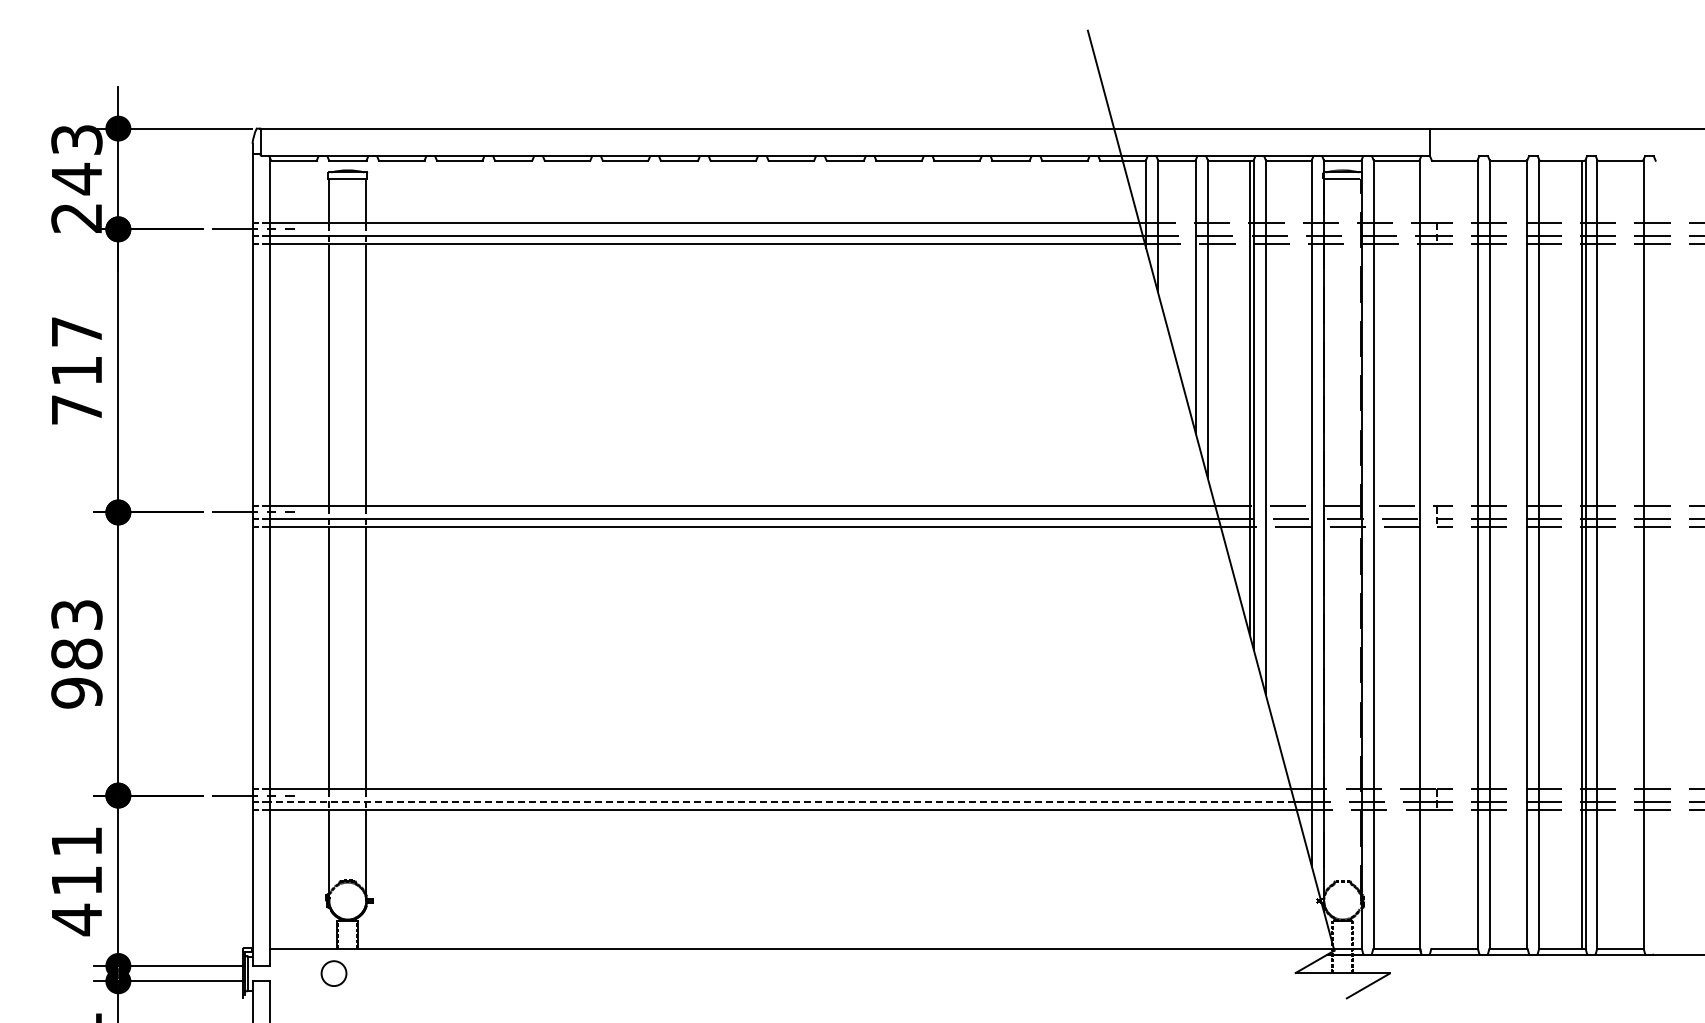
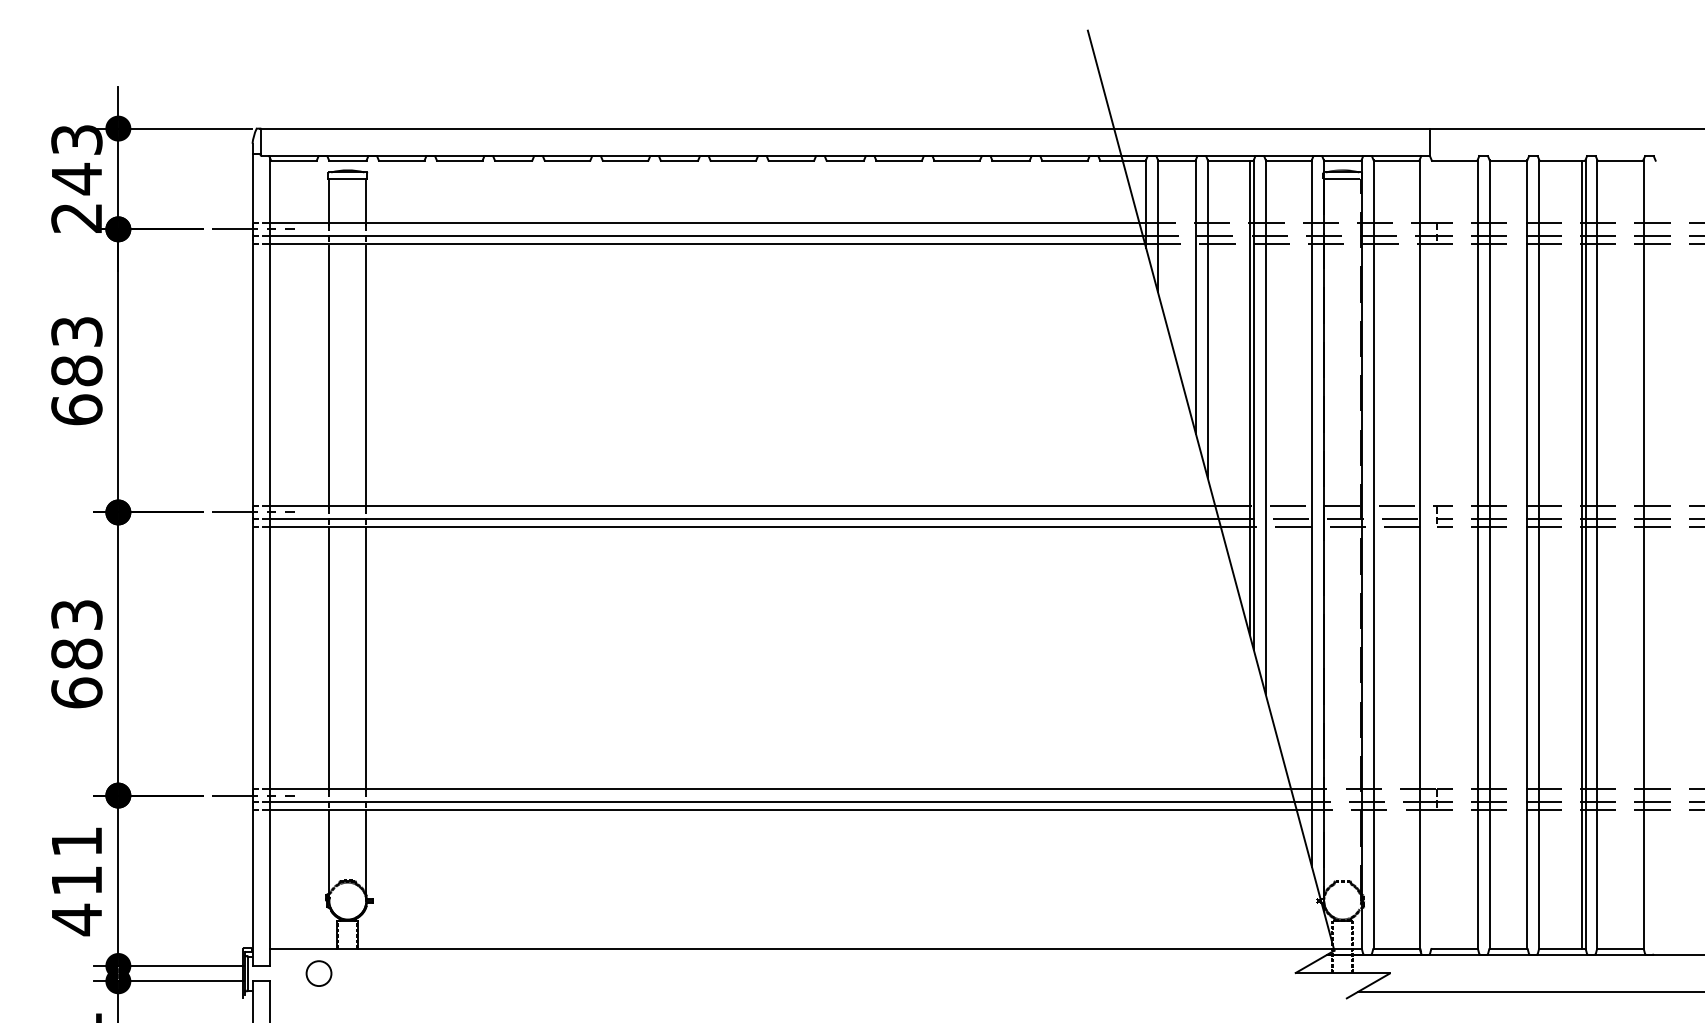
text: 717 -> 683 (76, 371)
text: 983 -> 683 (76, 692)
line: dashed -> solid (781, 801)
circle position: (333, 973) -> (318, 973) (318, 973)
line: none -> present (1529, 992)
